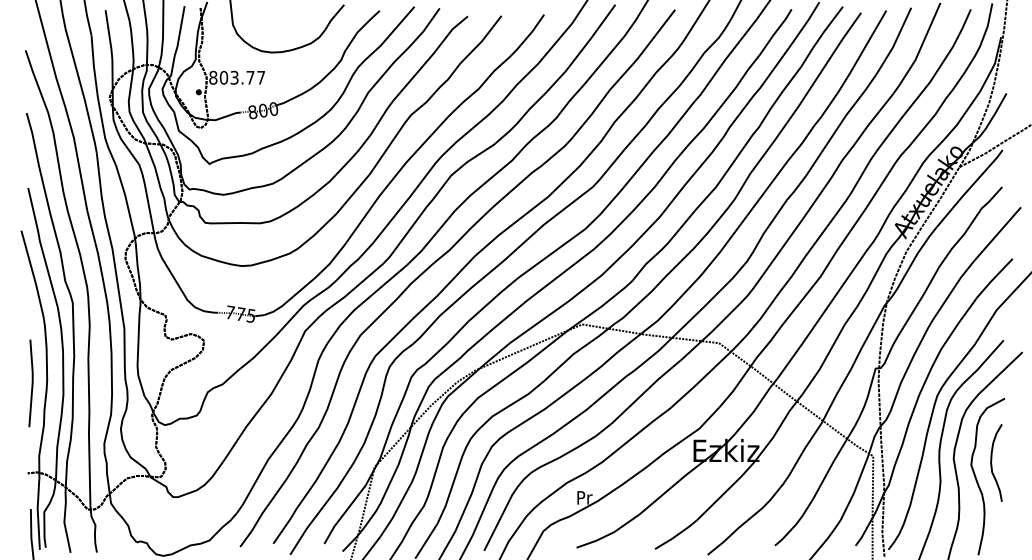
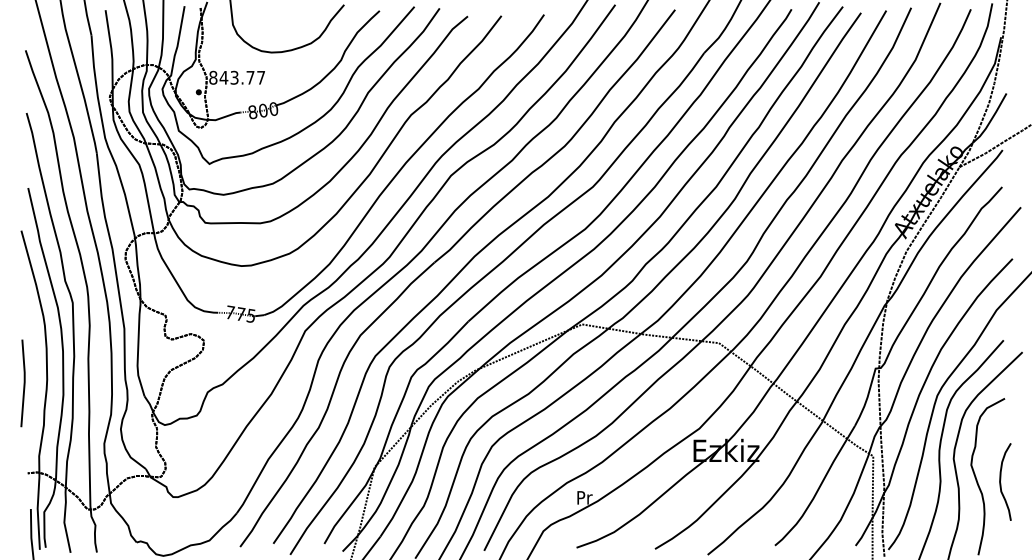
text: 803.77 -> 843.77 (223, 77)
line position: (31, 383) -> (23, 383) (23, 383)
curve position: (992, 460) -> (1001, 479) (1001, 479)
